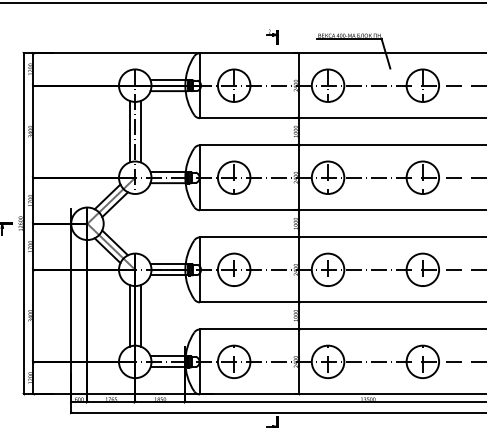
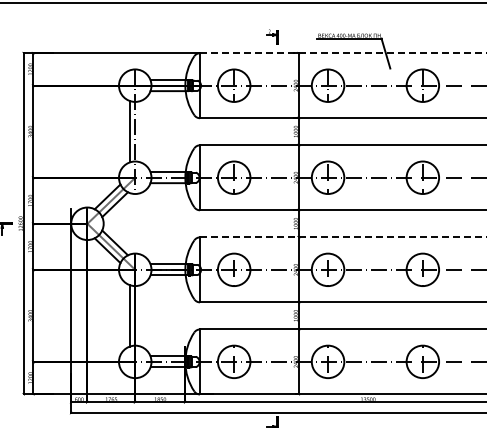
line: solid -> dashed (343, 53)
line: present -> none (140, 131)
line: solid -> dashed (343, 237)
line: present -> none (140, 315)
